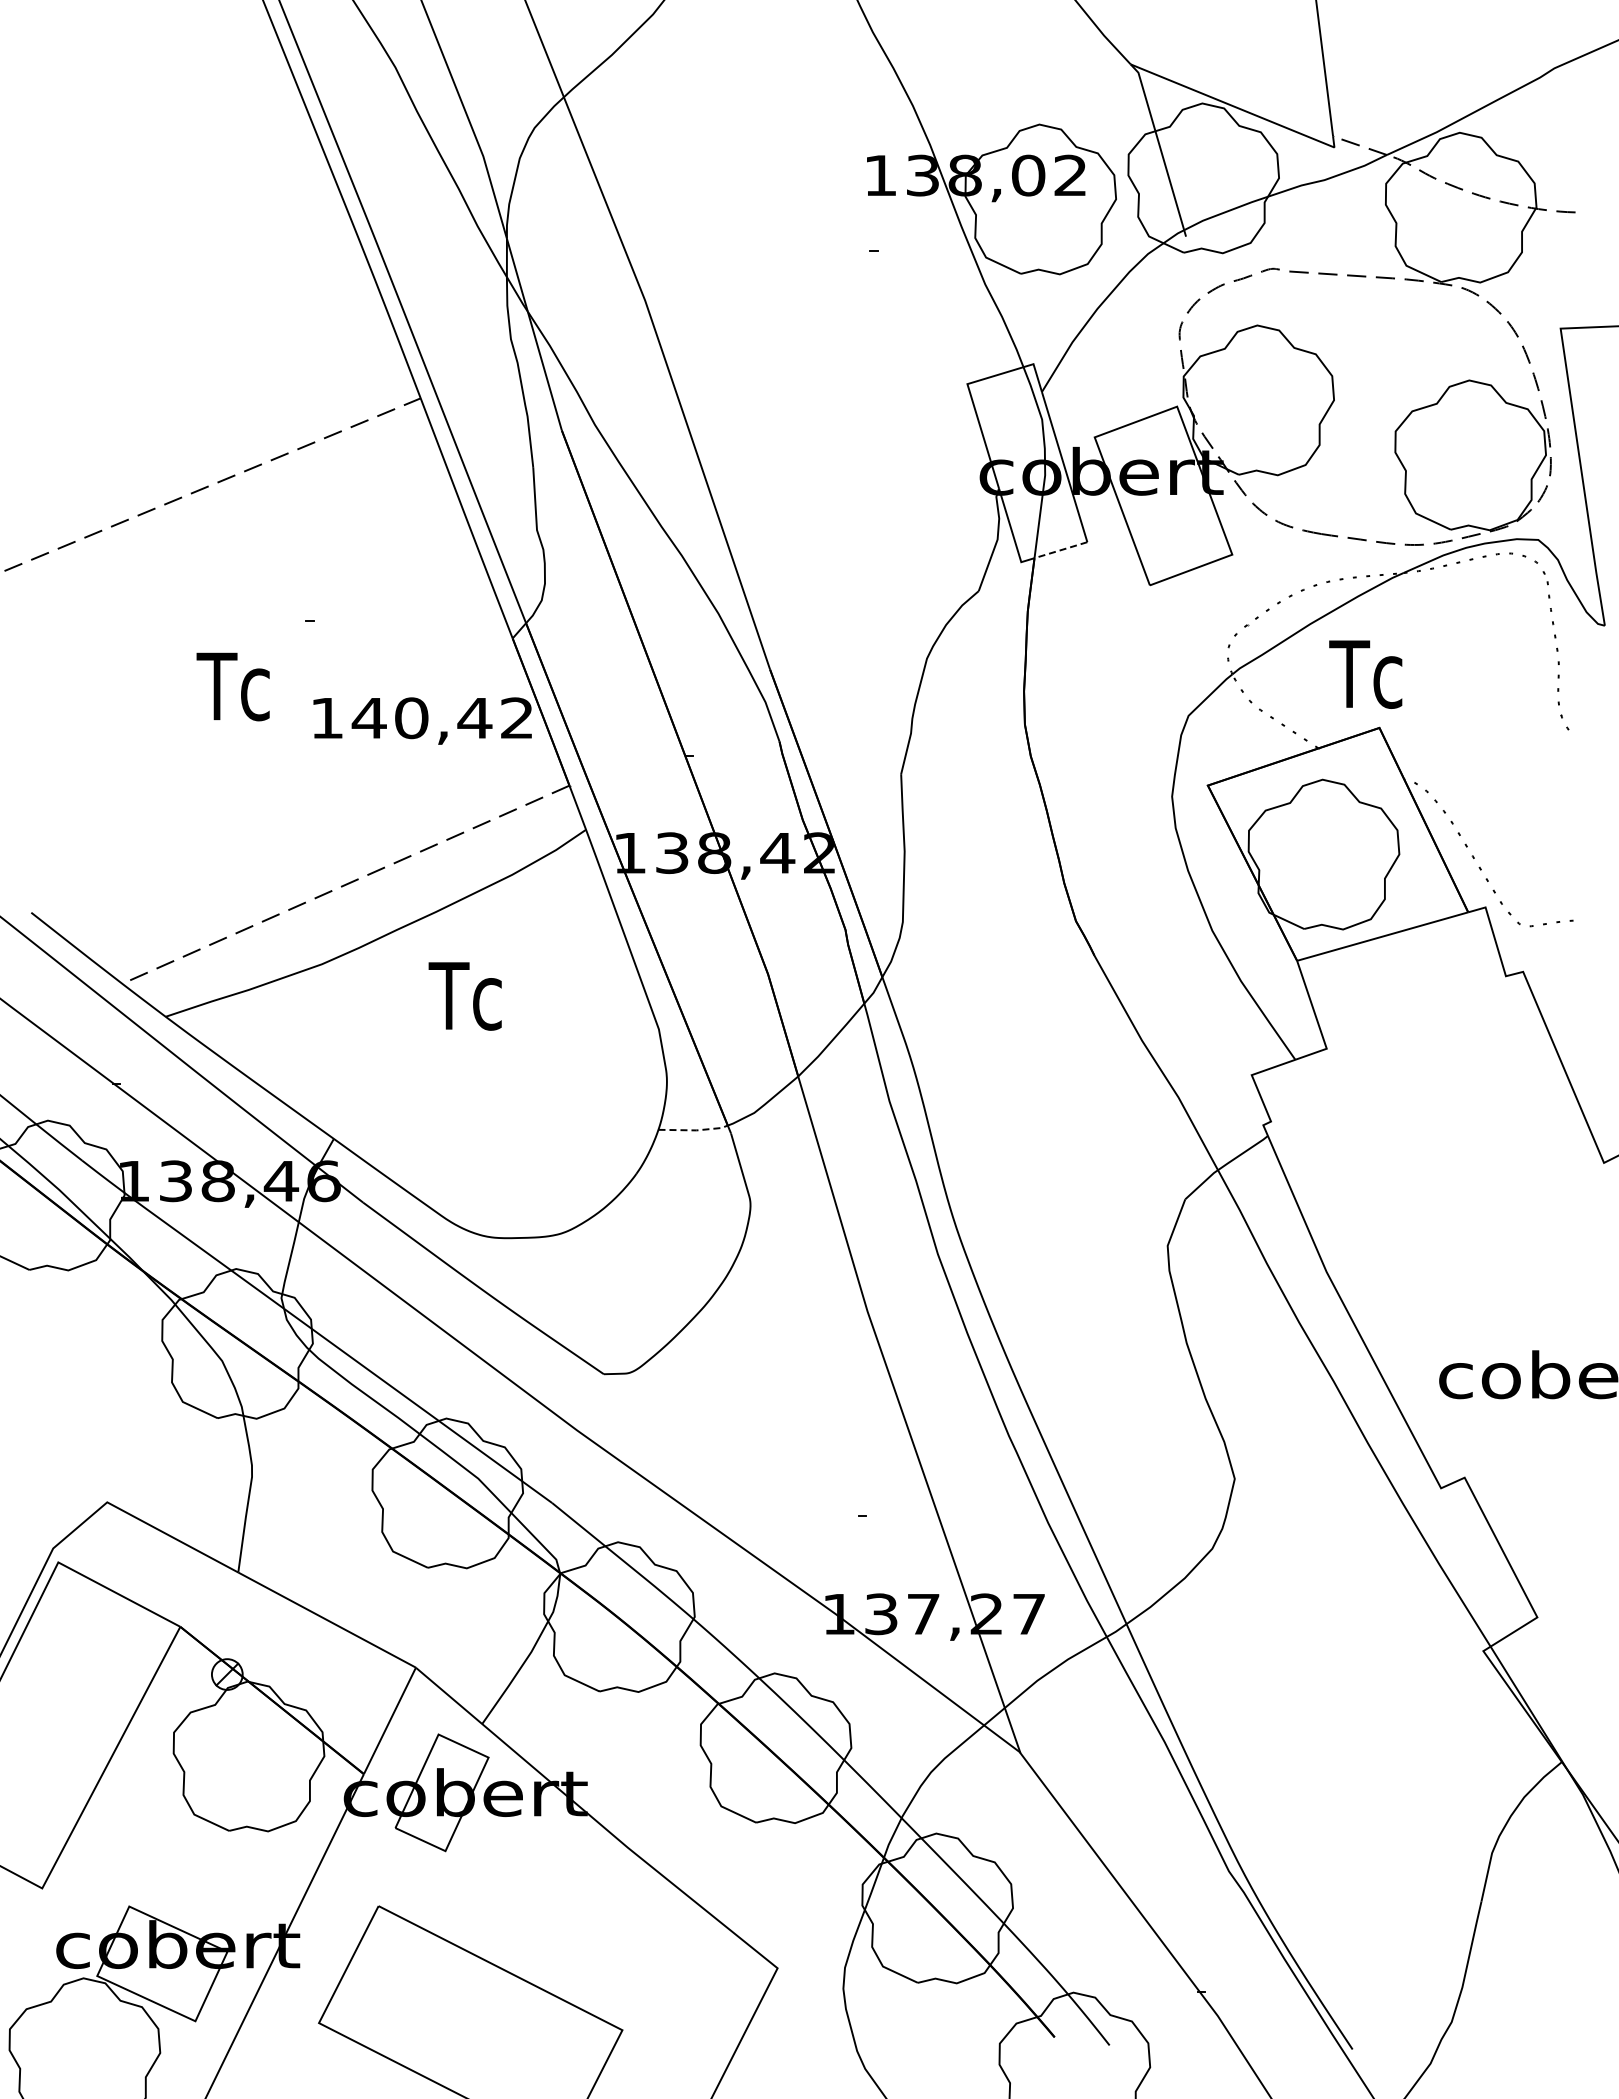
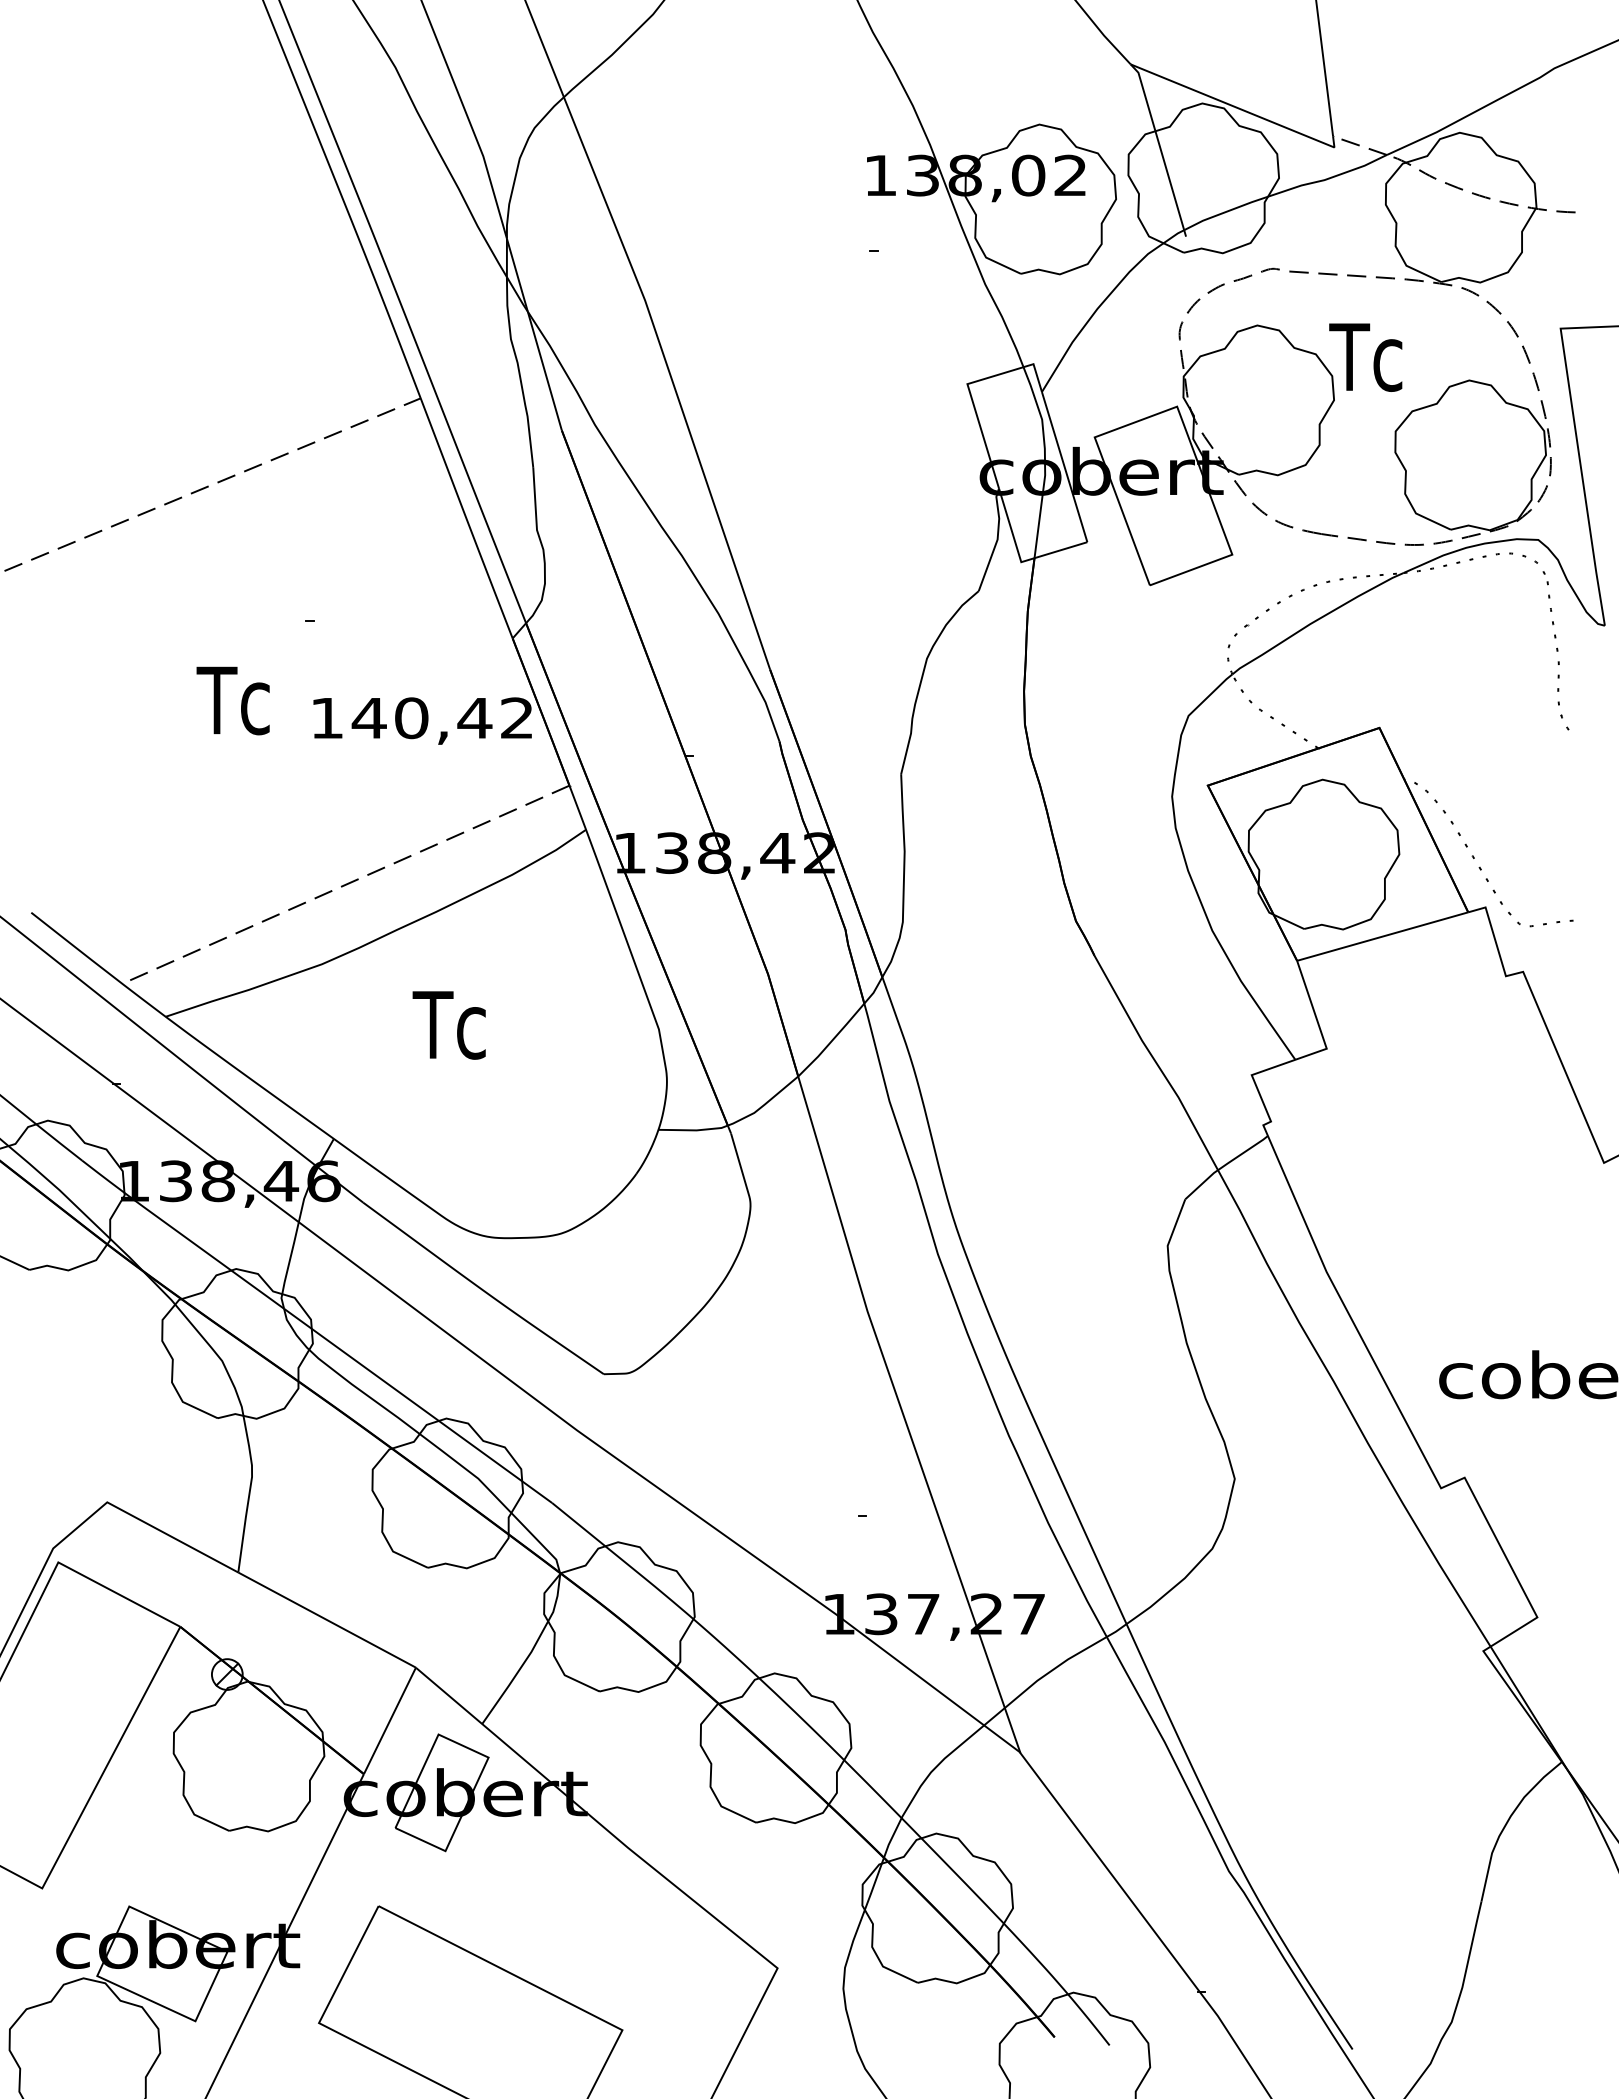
line: dashed -> solid (1060, 550)
text position: (1365, 674) -> (1365, 357) (1365, 357)
text position: (232, 686) -> (232, 700) (232, 700)
text position: (464, 996) -> (448, 1025) (448, 1025)
line: dashed -> solid (694, 1130)
